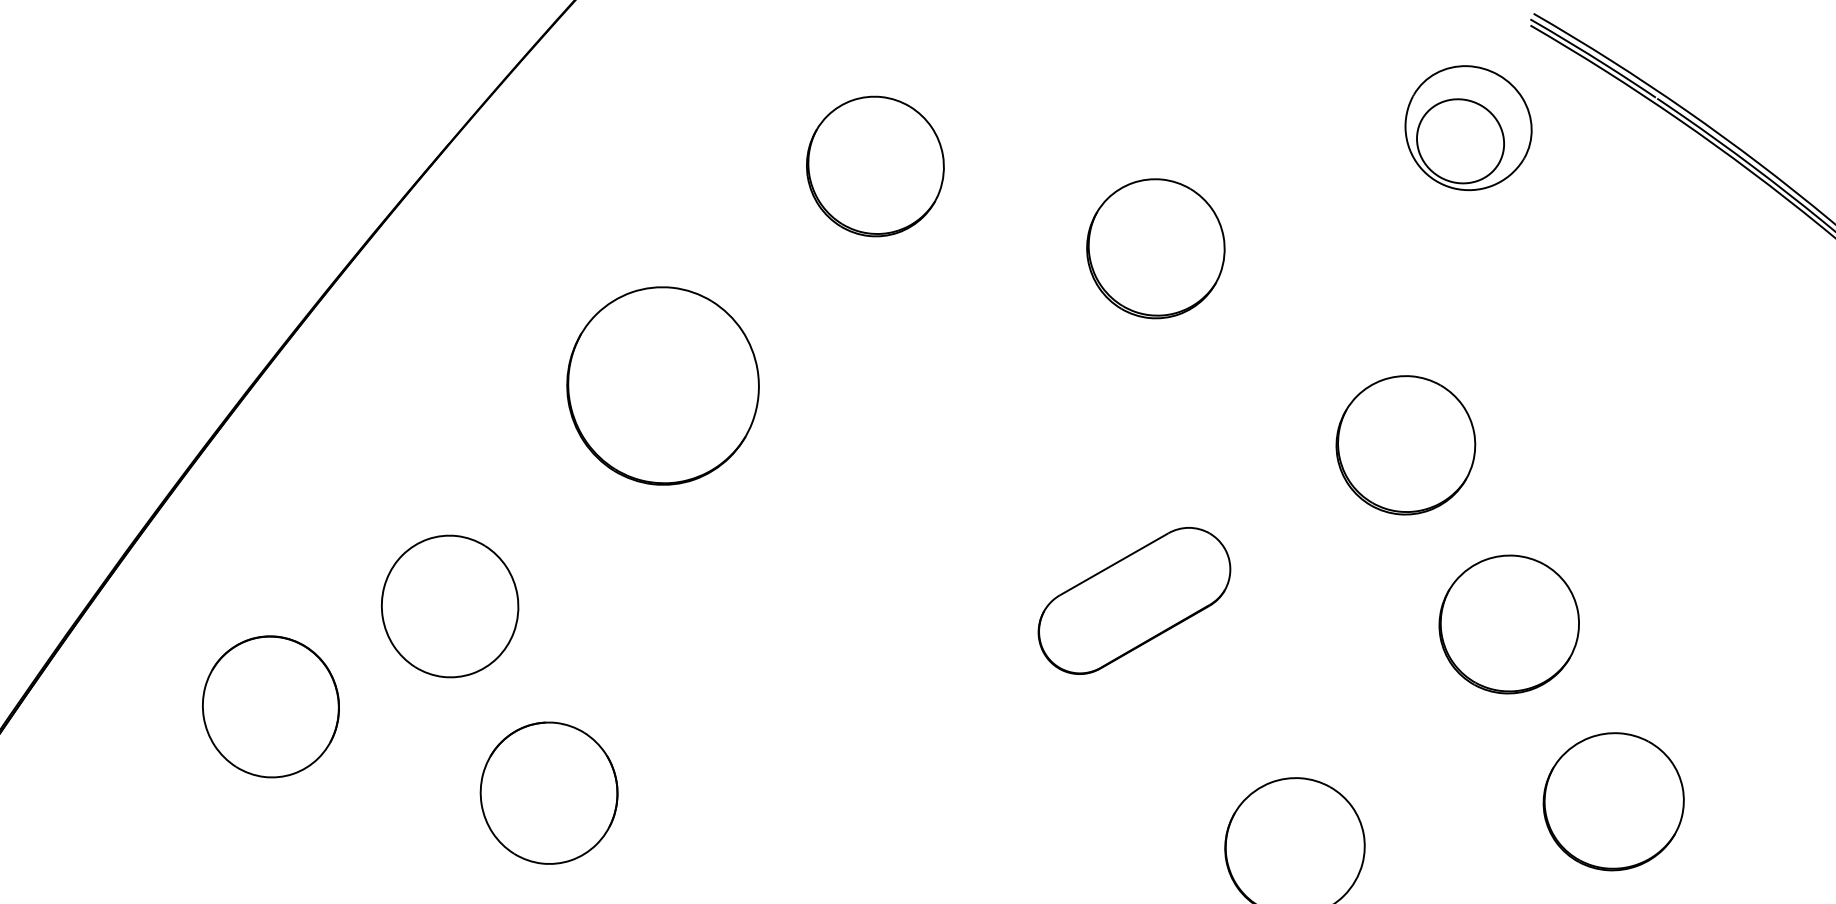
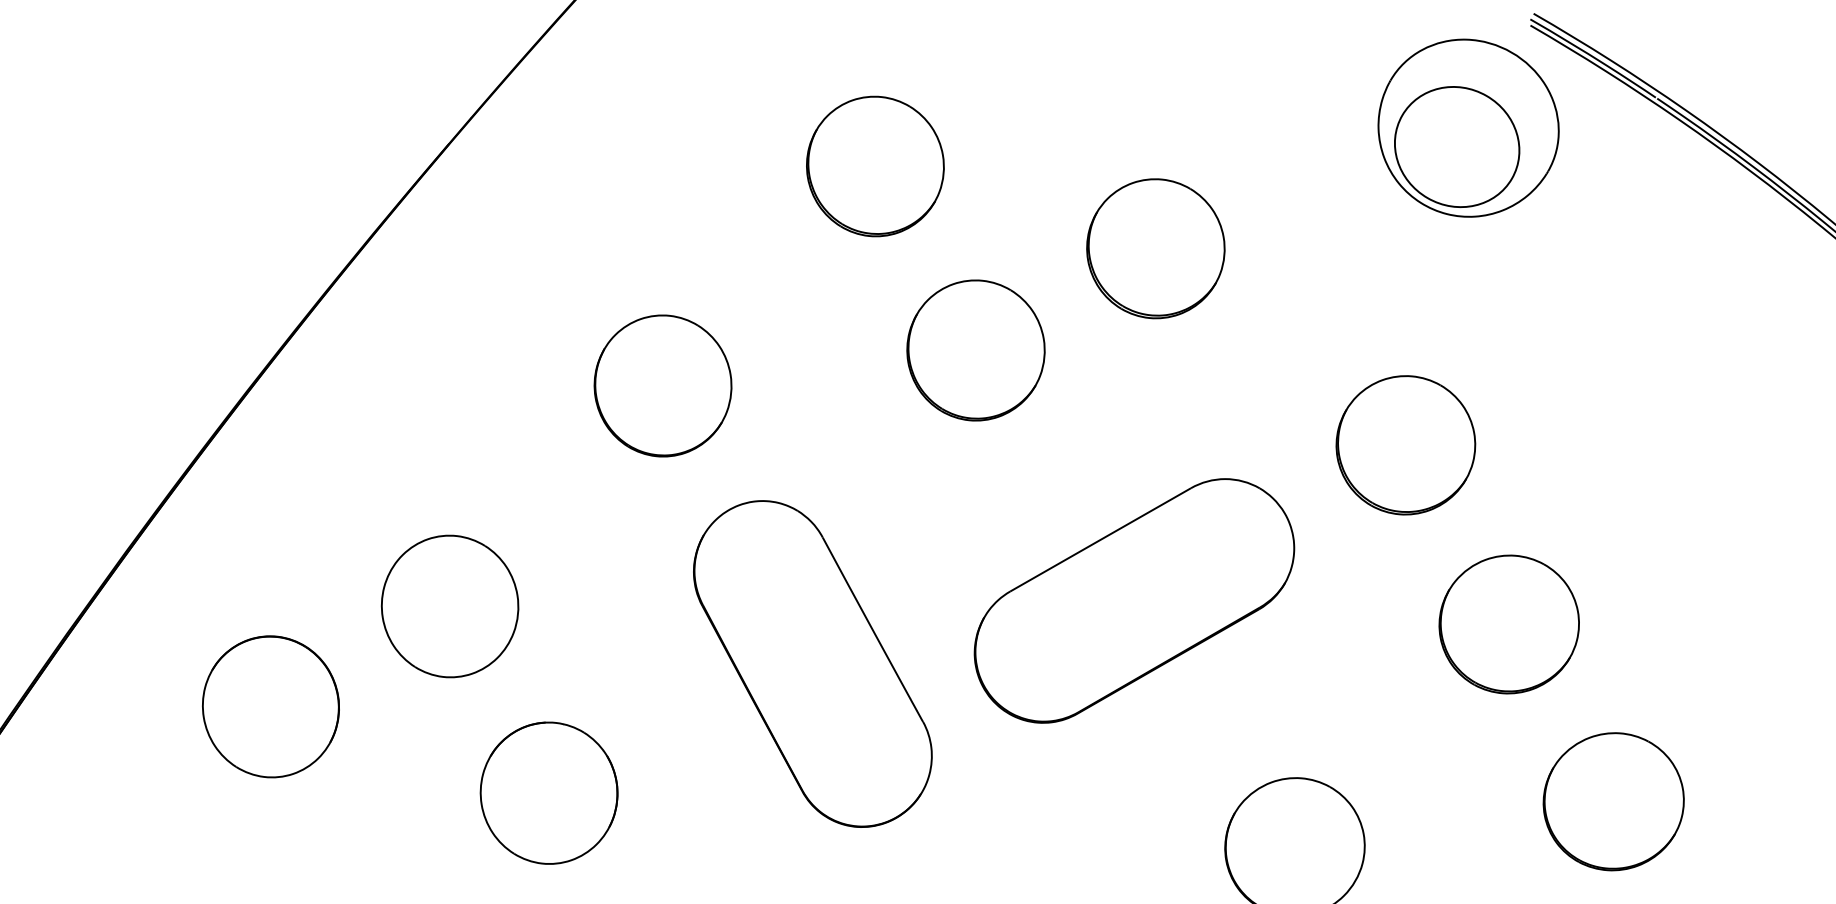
part size: 129x127 px -> 183x180 px (1468, 127)
part: none -> present (975, 350)
part size: 194x200 px -> 140x144 px (662, 385)
part size: 195x148 px -> 323x246 px (1134, 600)
part: none -> present (812, 663)
